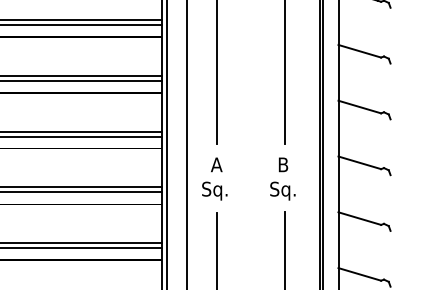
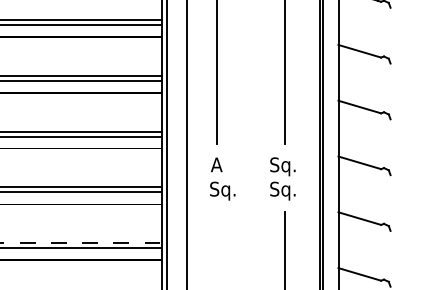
text: B -> Sq. (282, 166)
text position: (214, 190) -> (222, 190) (222, 190)
line: solid -> dashed (81, 243)
line: present -> none (216, 249)
